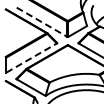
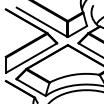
line: dashed -> solid (42, 22)
line: dashed -> solid (32, 57)
